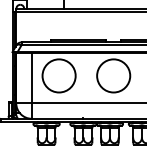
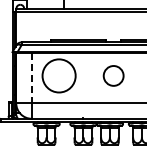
circle diameter: 33 px -> 20 px (113, 75)
line: solid -> dashed (31, 78)
